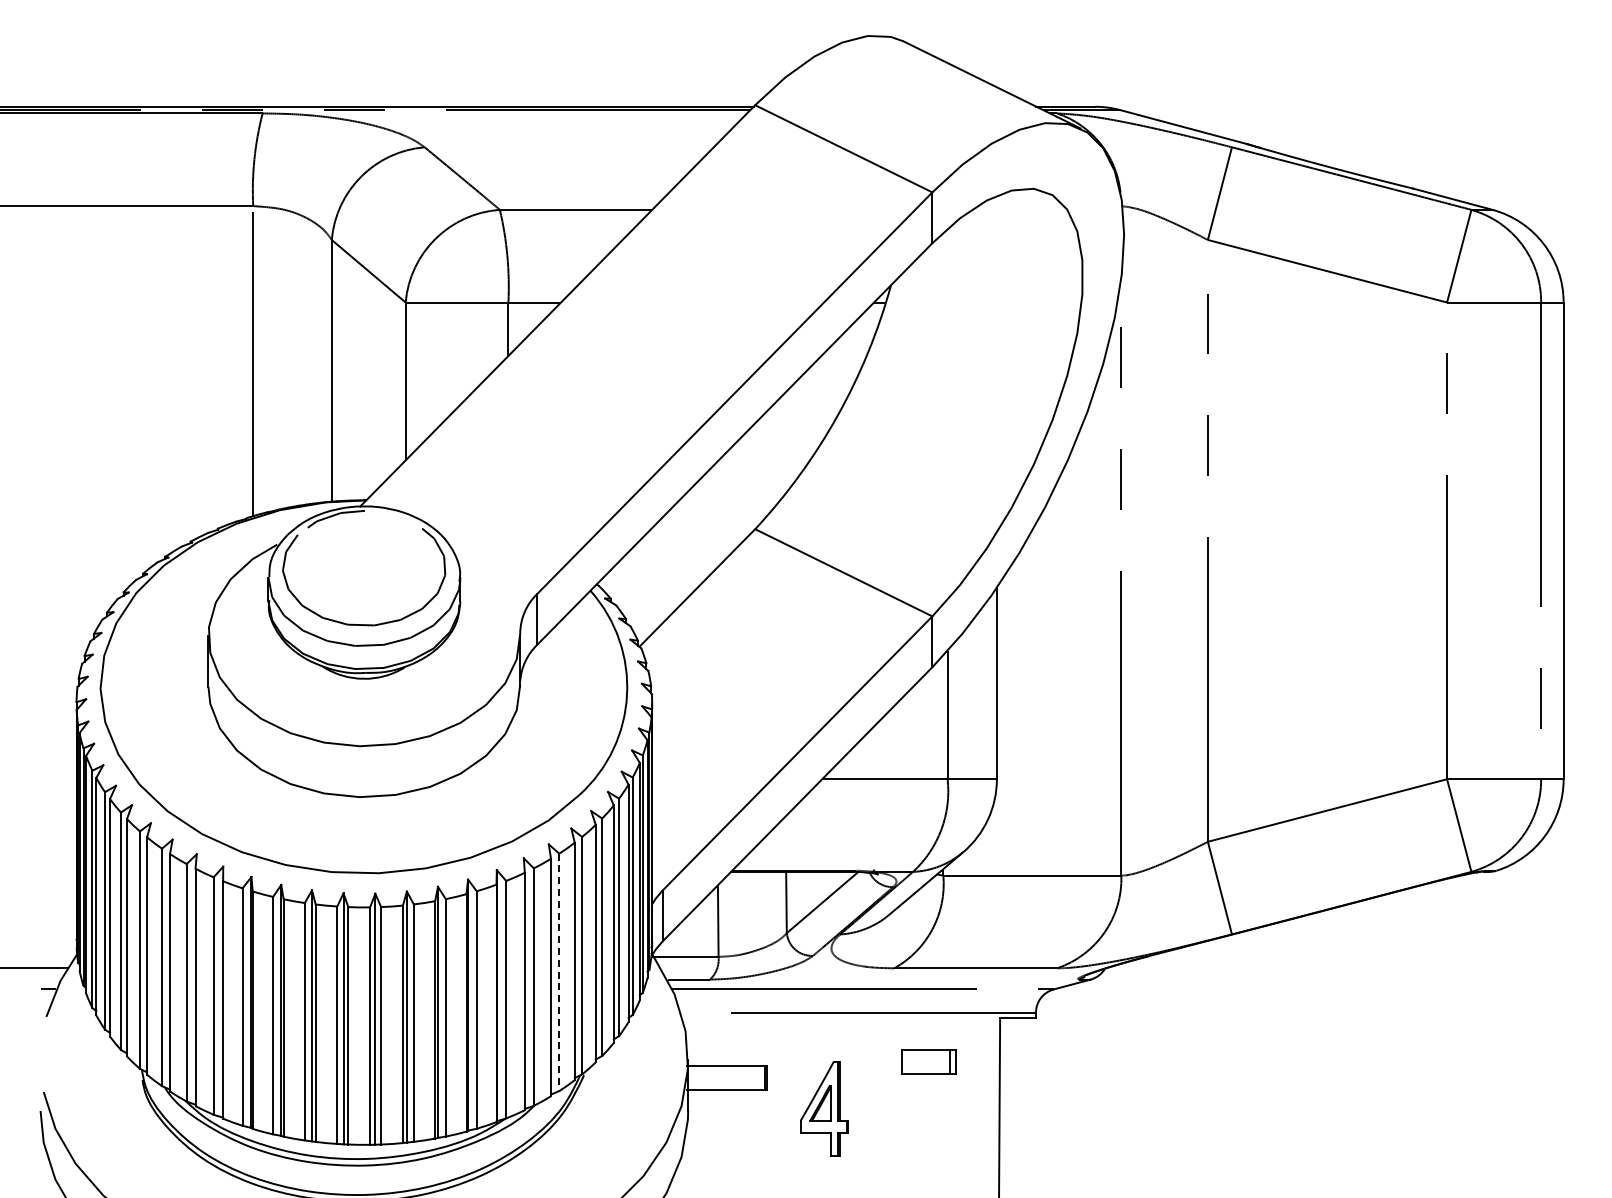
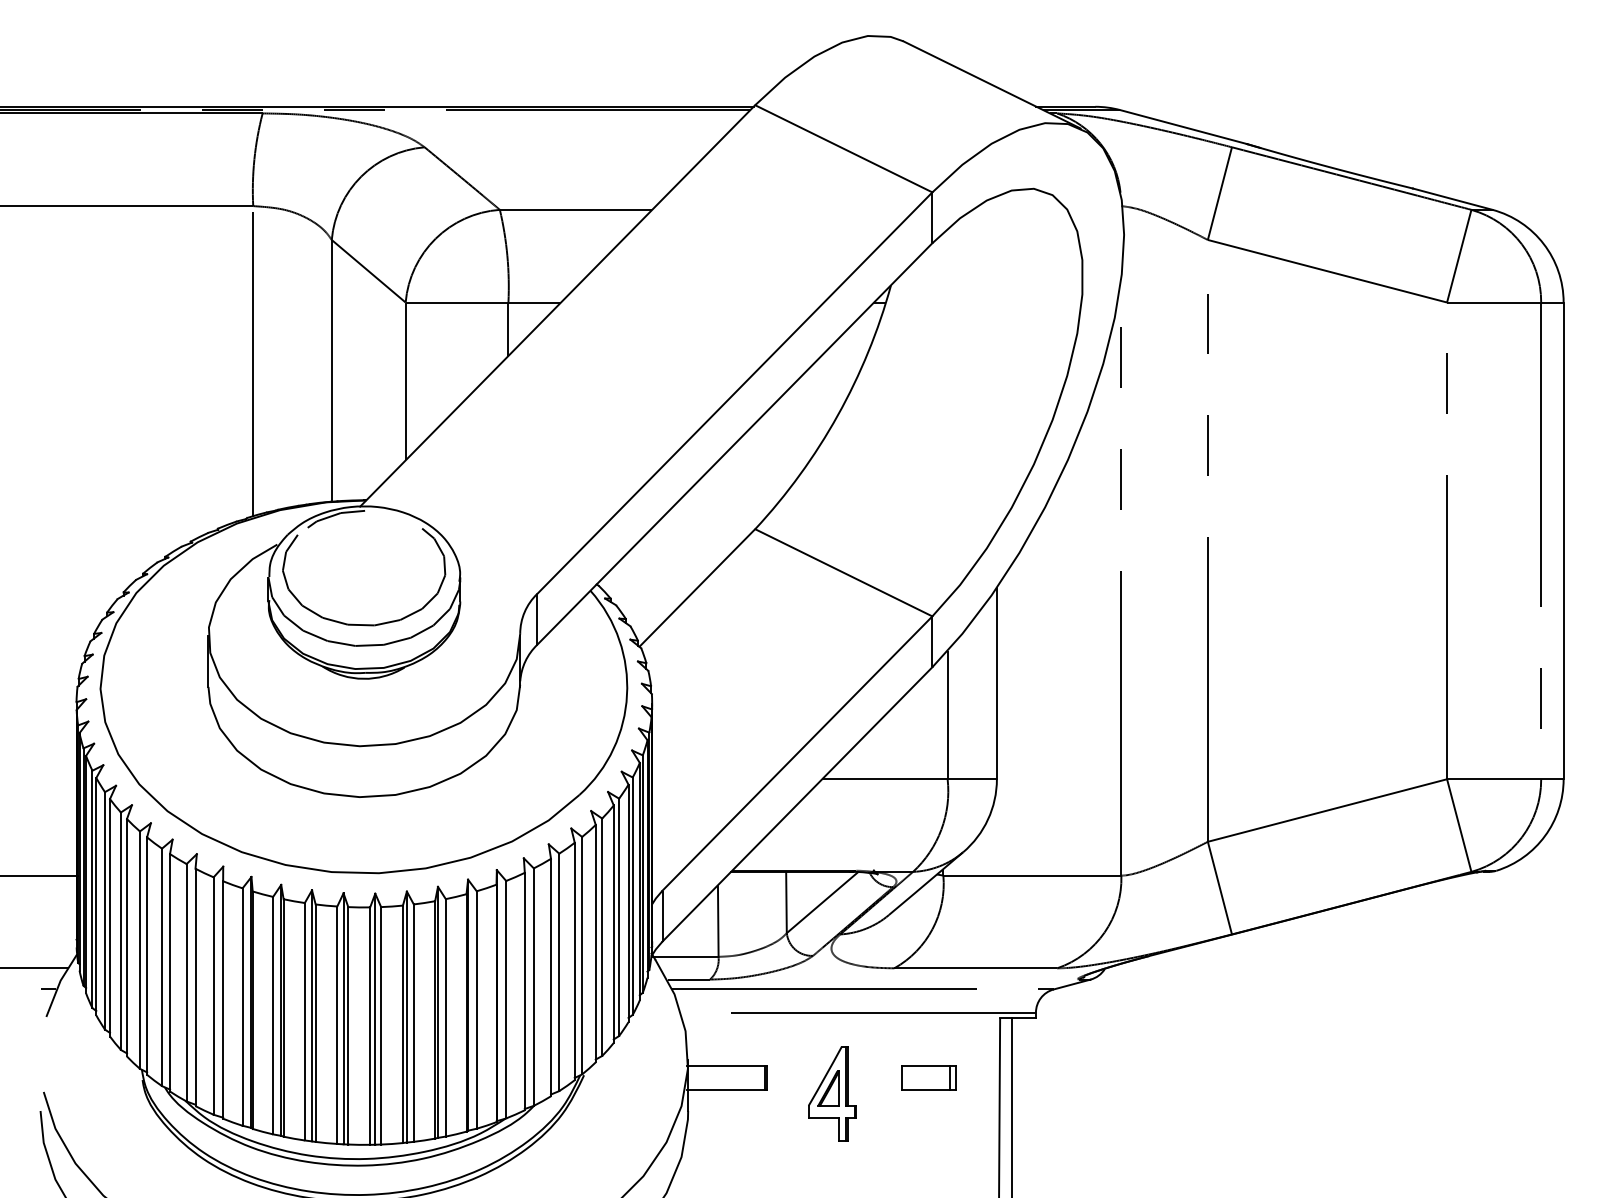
line: none -> present (40, 875)
line: dashed -> solid (559, 972)
part position: (928, 1061) -> (928, 1077) (928, 1077)
line: none -> present (1011, 1106)
part position: (824, 1108) -> (832, 1093) (832, 1093)
